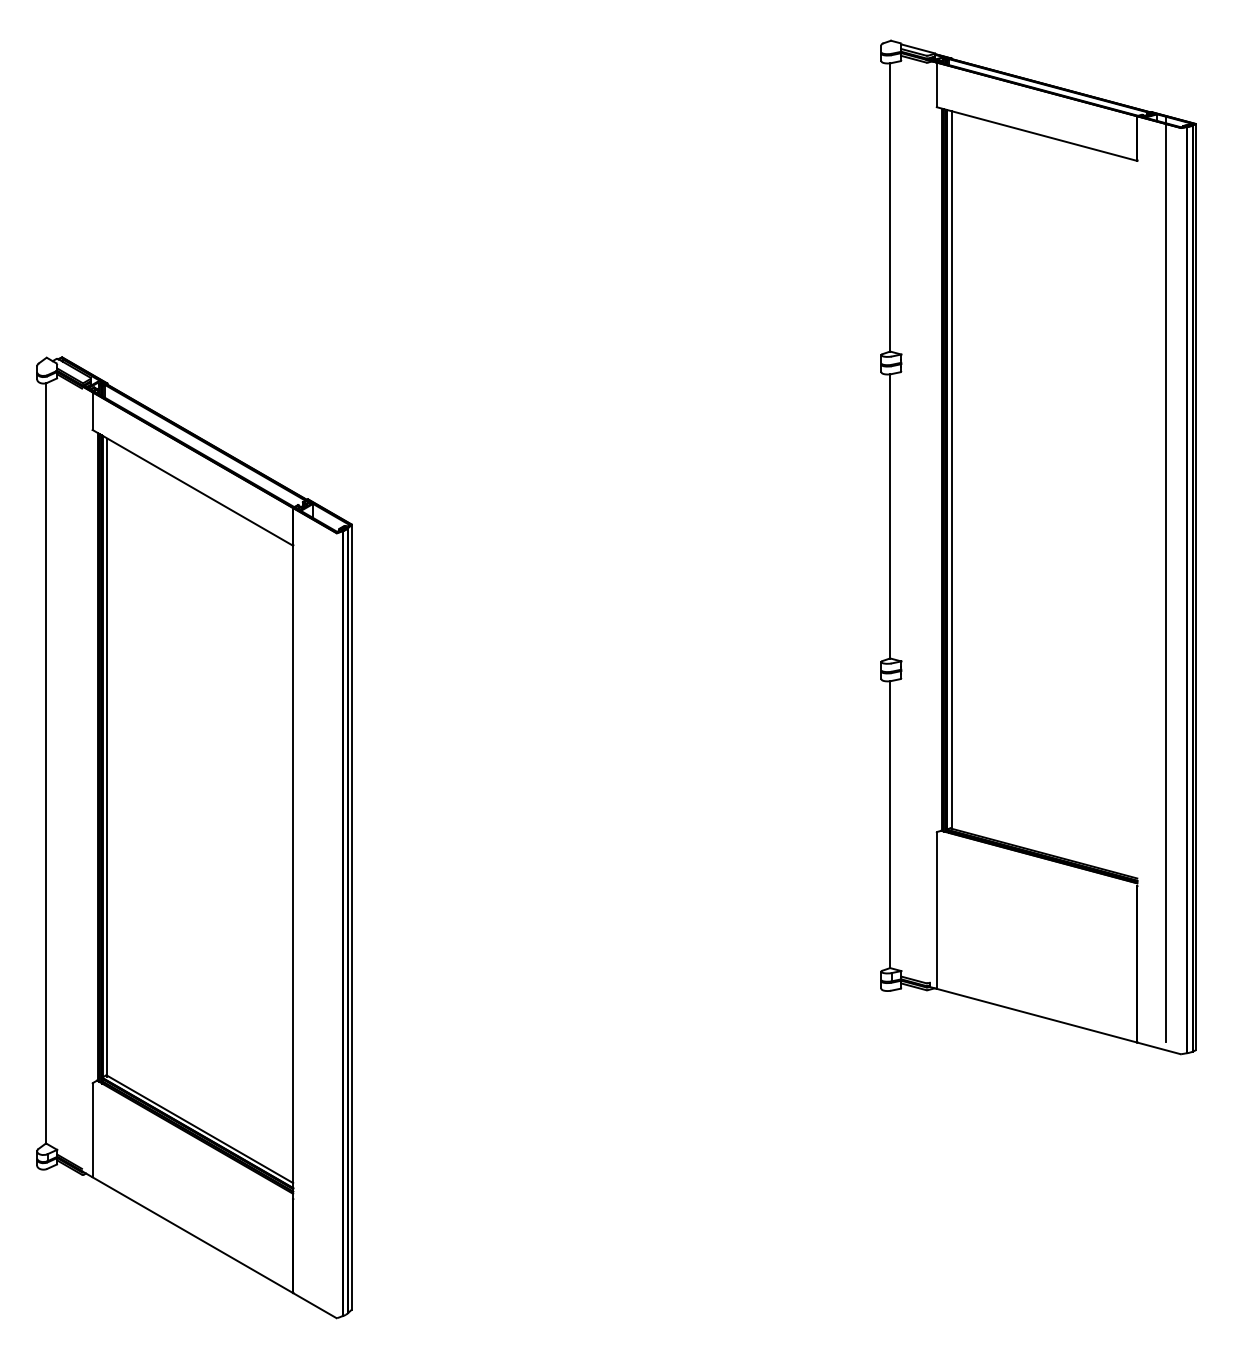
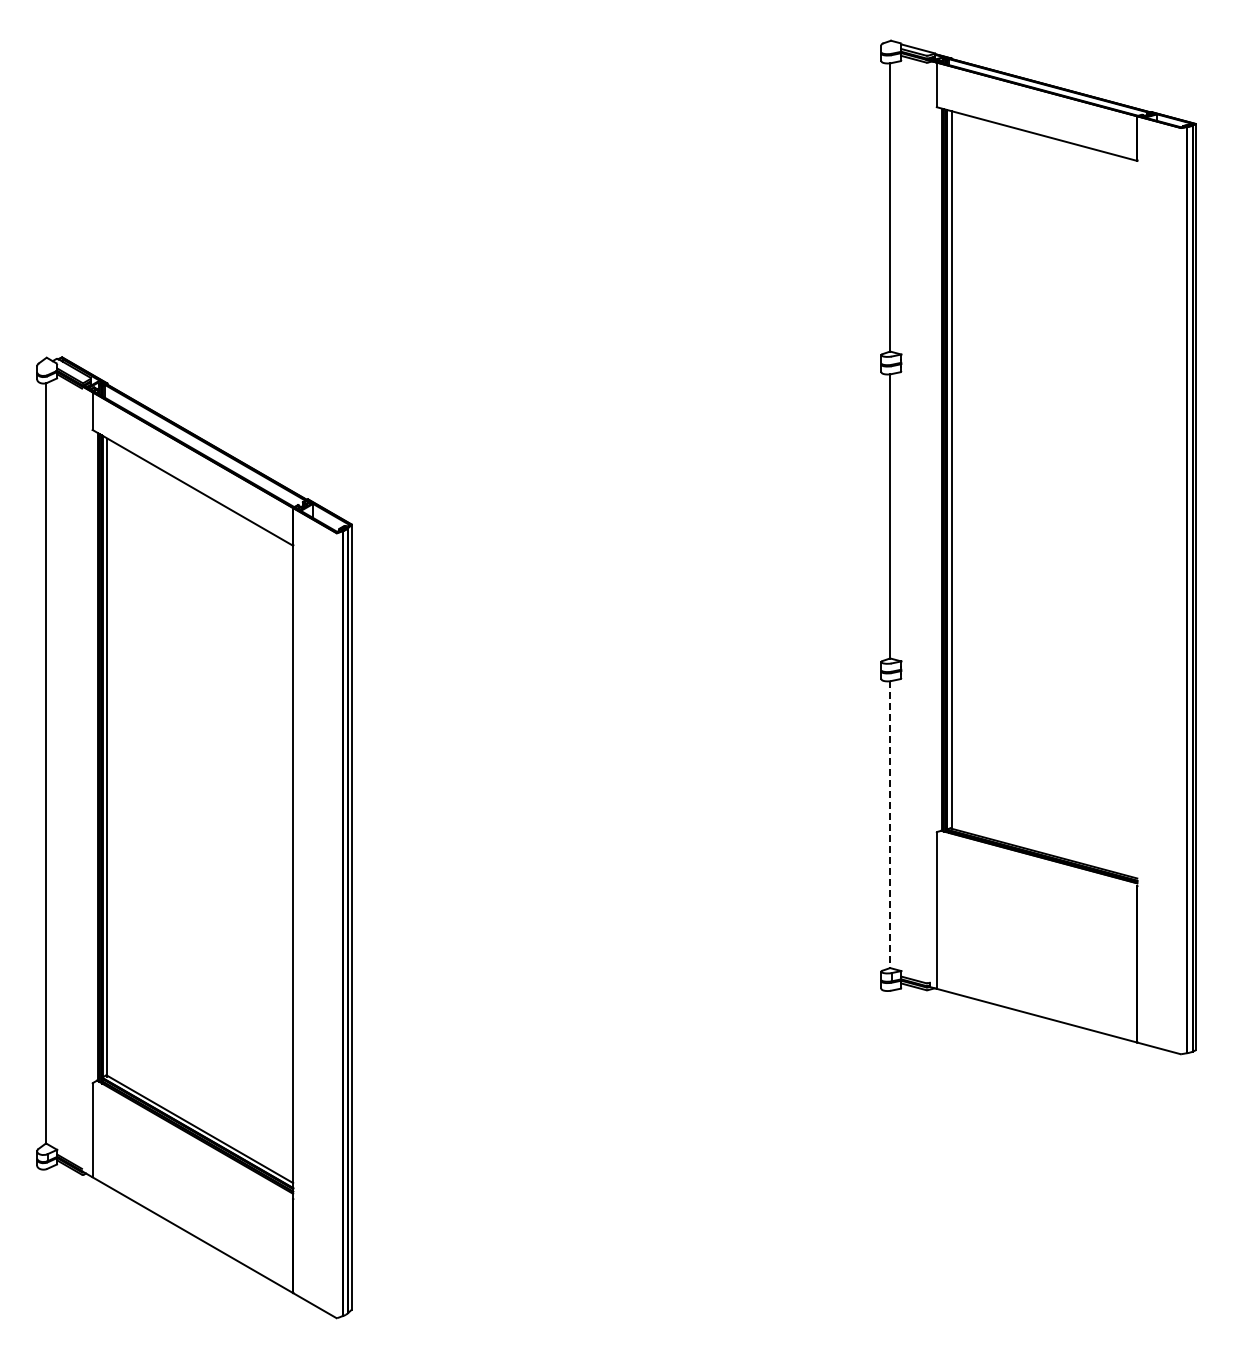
line: present -> none (1165, 579)
line: solid -> dashed (889, 825)
